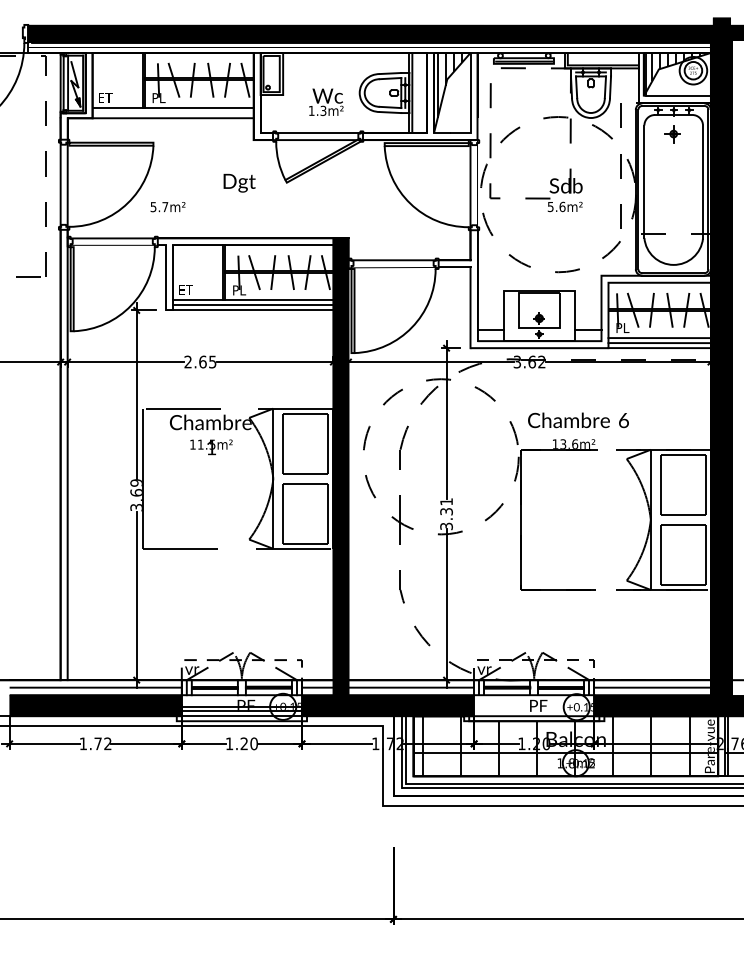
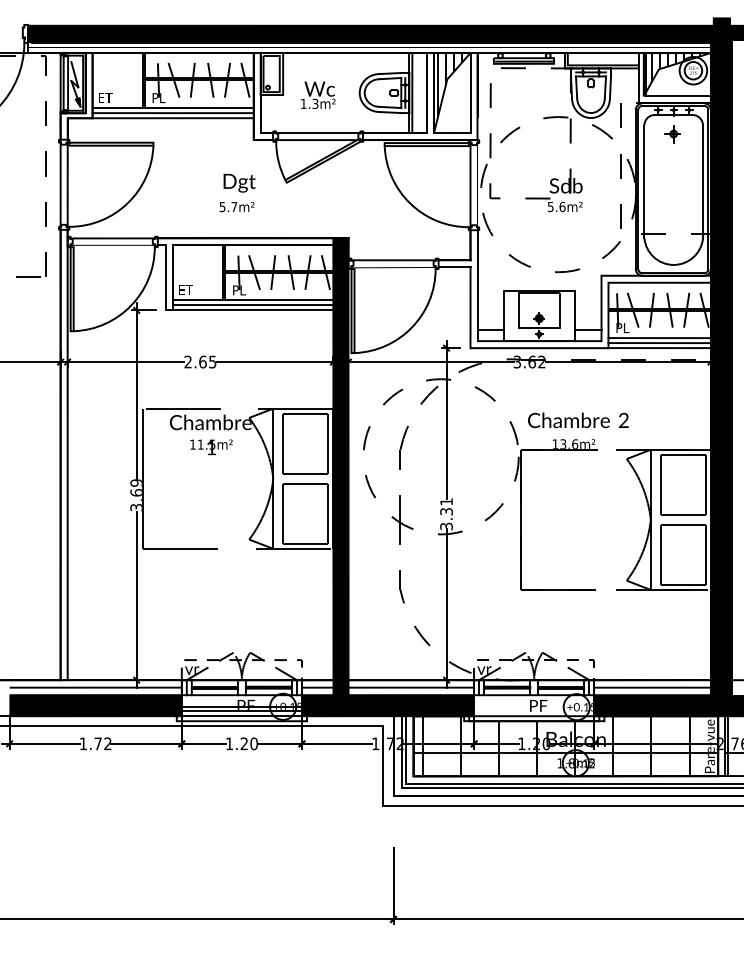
text position: (326, 101) -> (318, 94) (318, 94)
line: none -> present (172, 113)
text position: (167, 207) -> (236, 207) (236, 207)
text: 6 -> 2 (623, 420)
